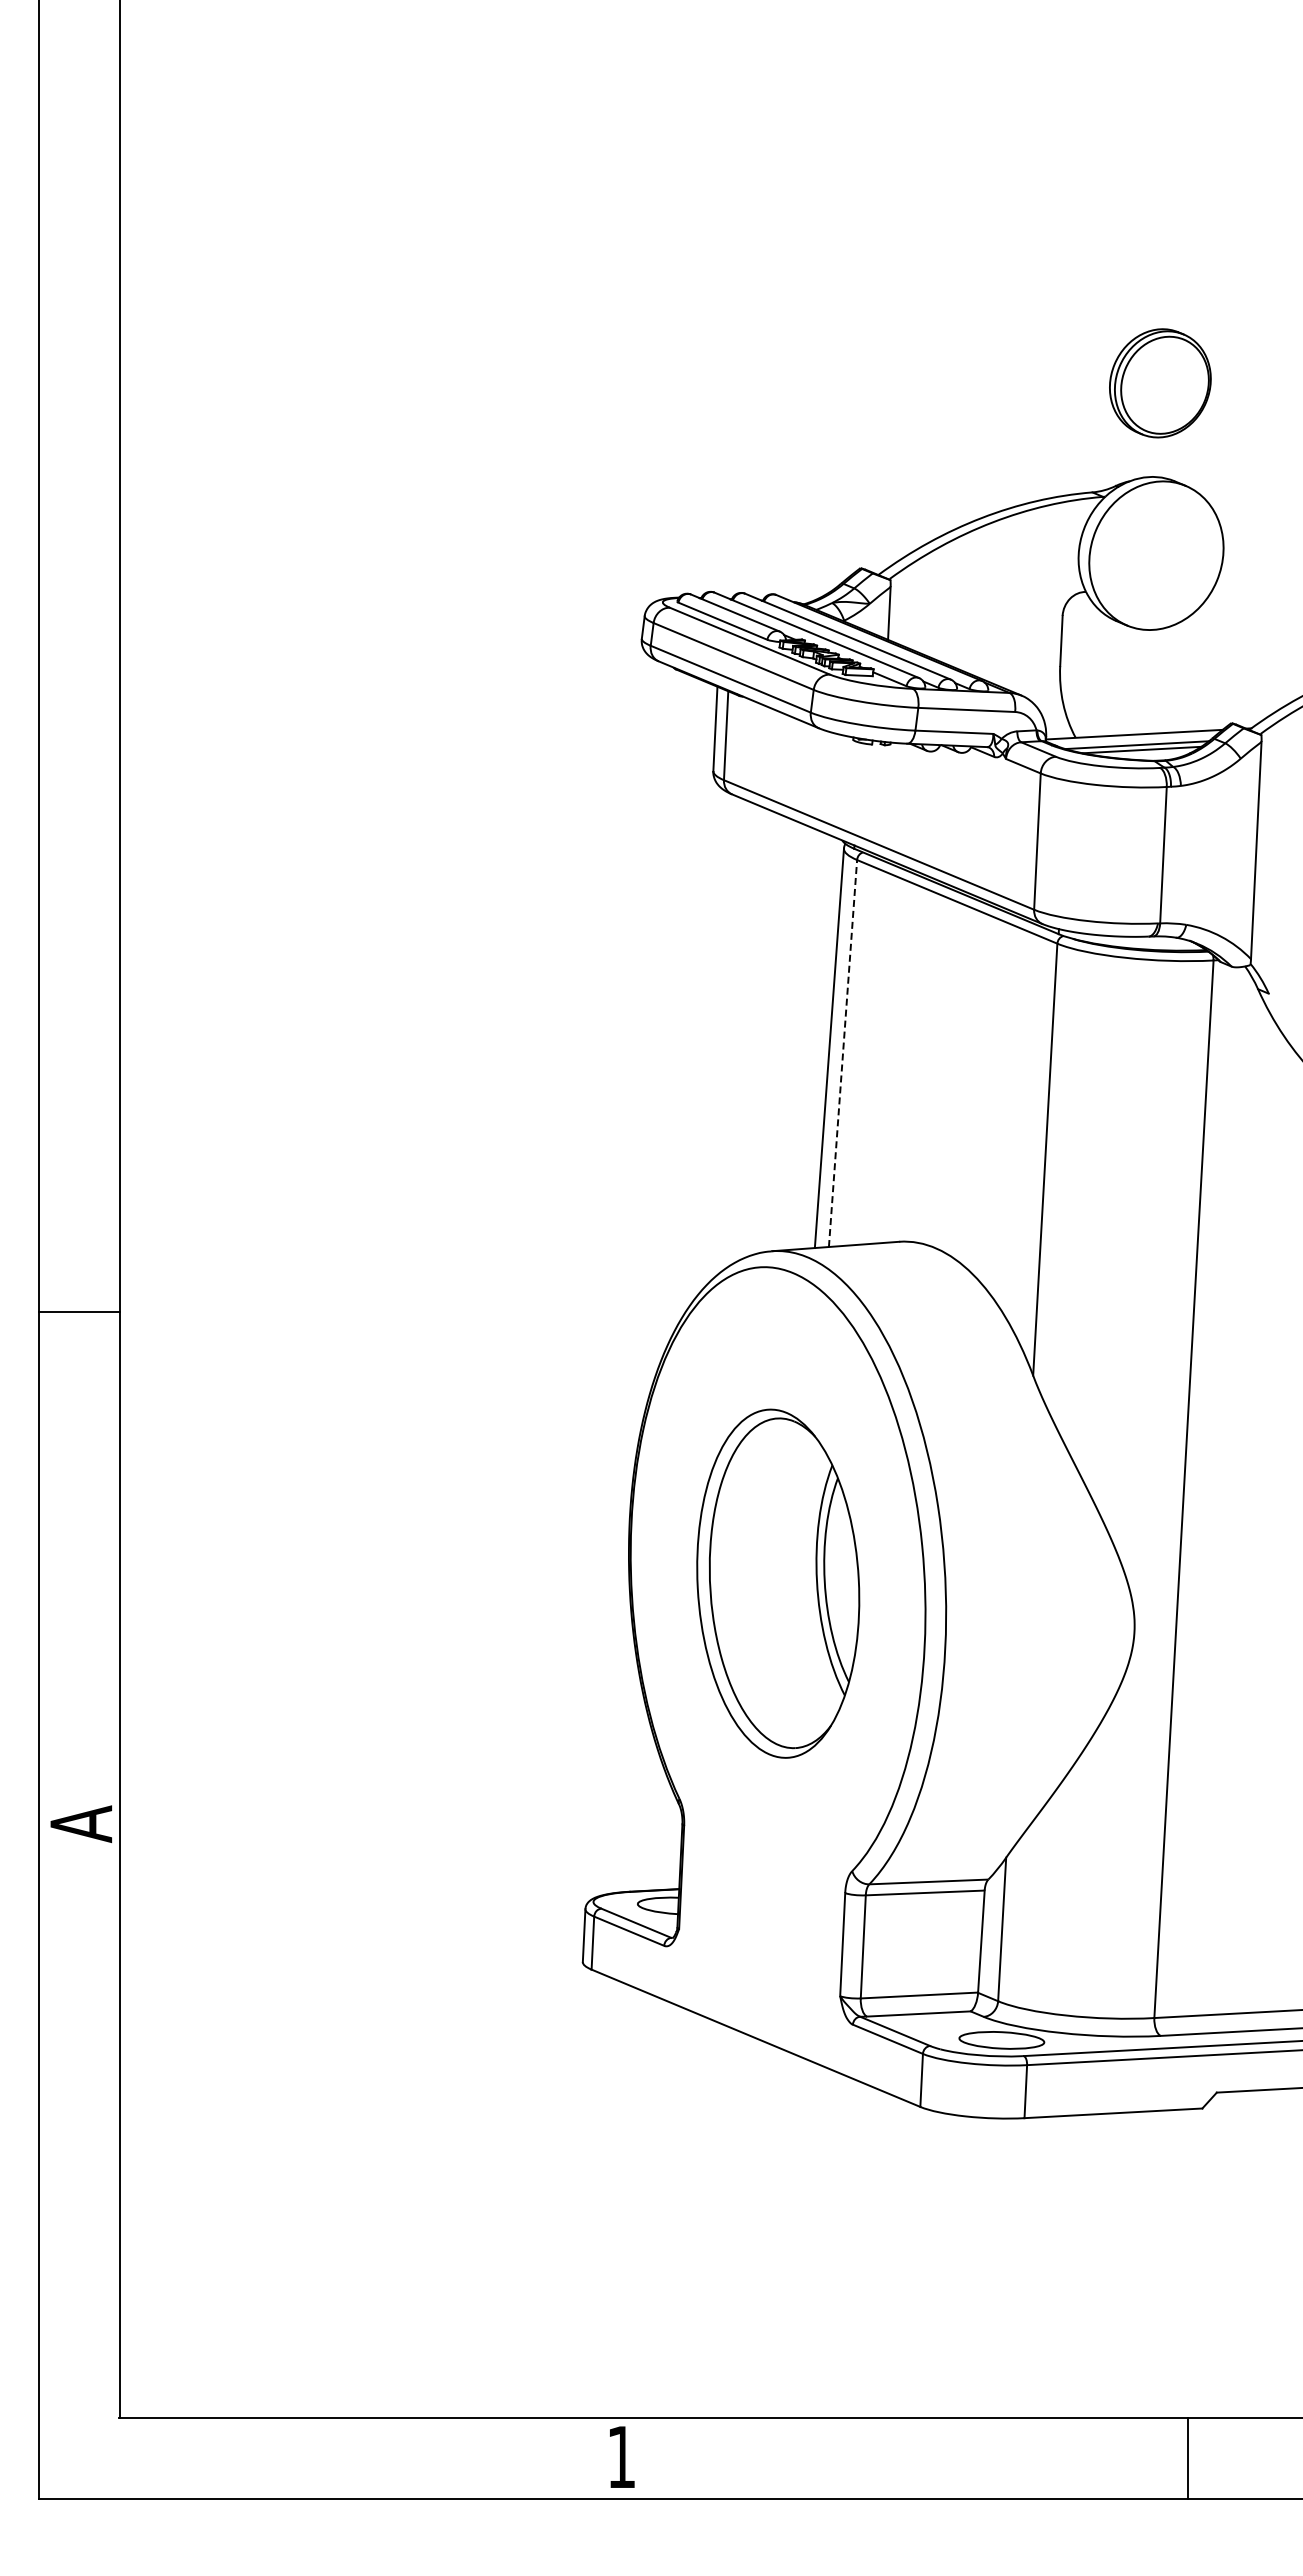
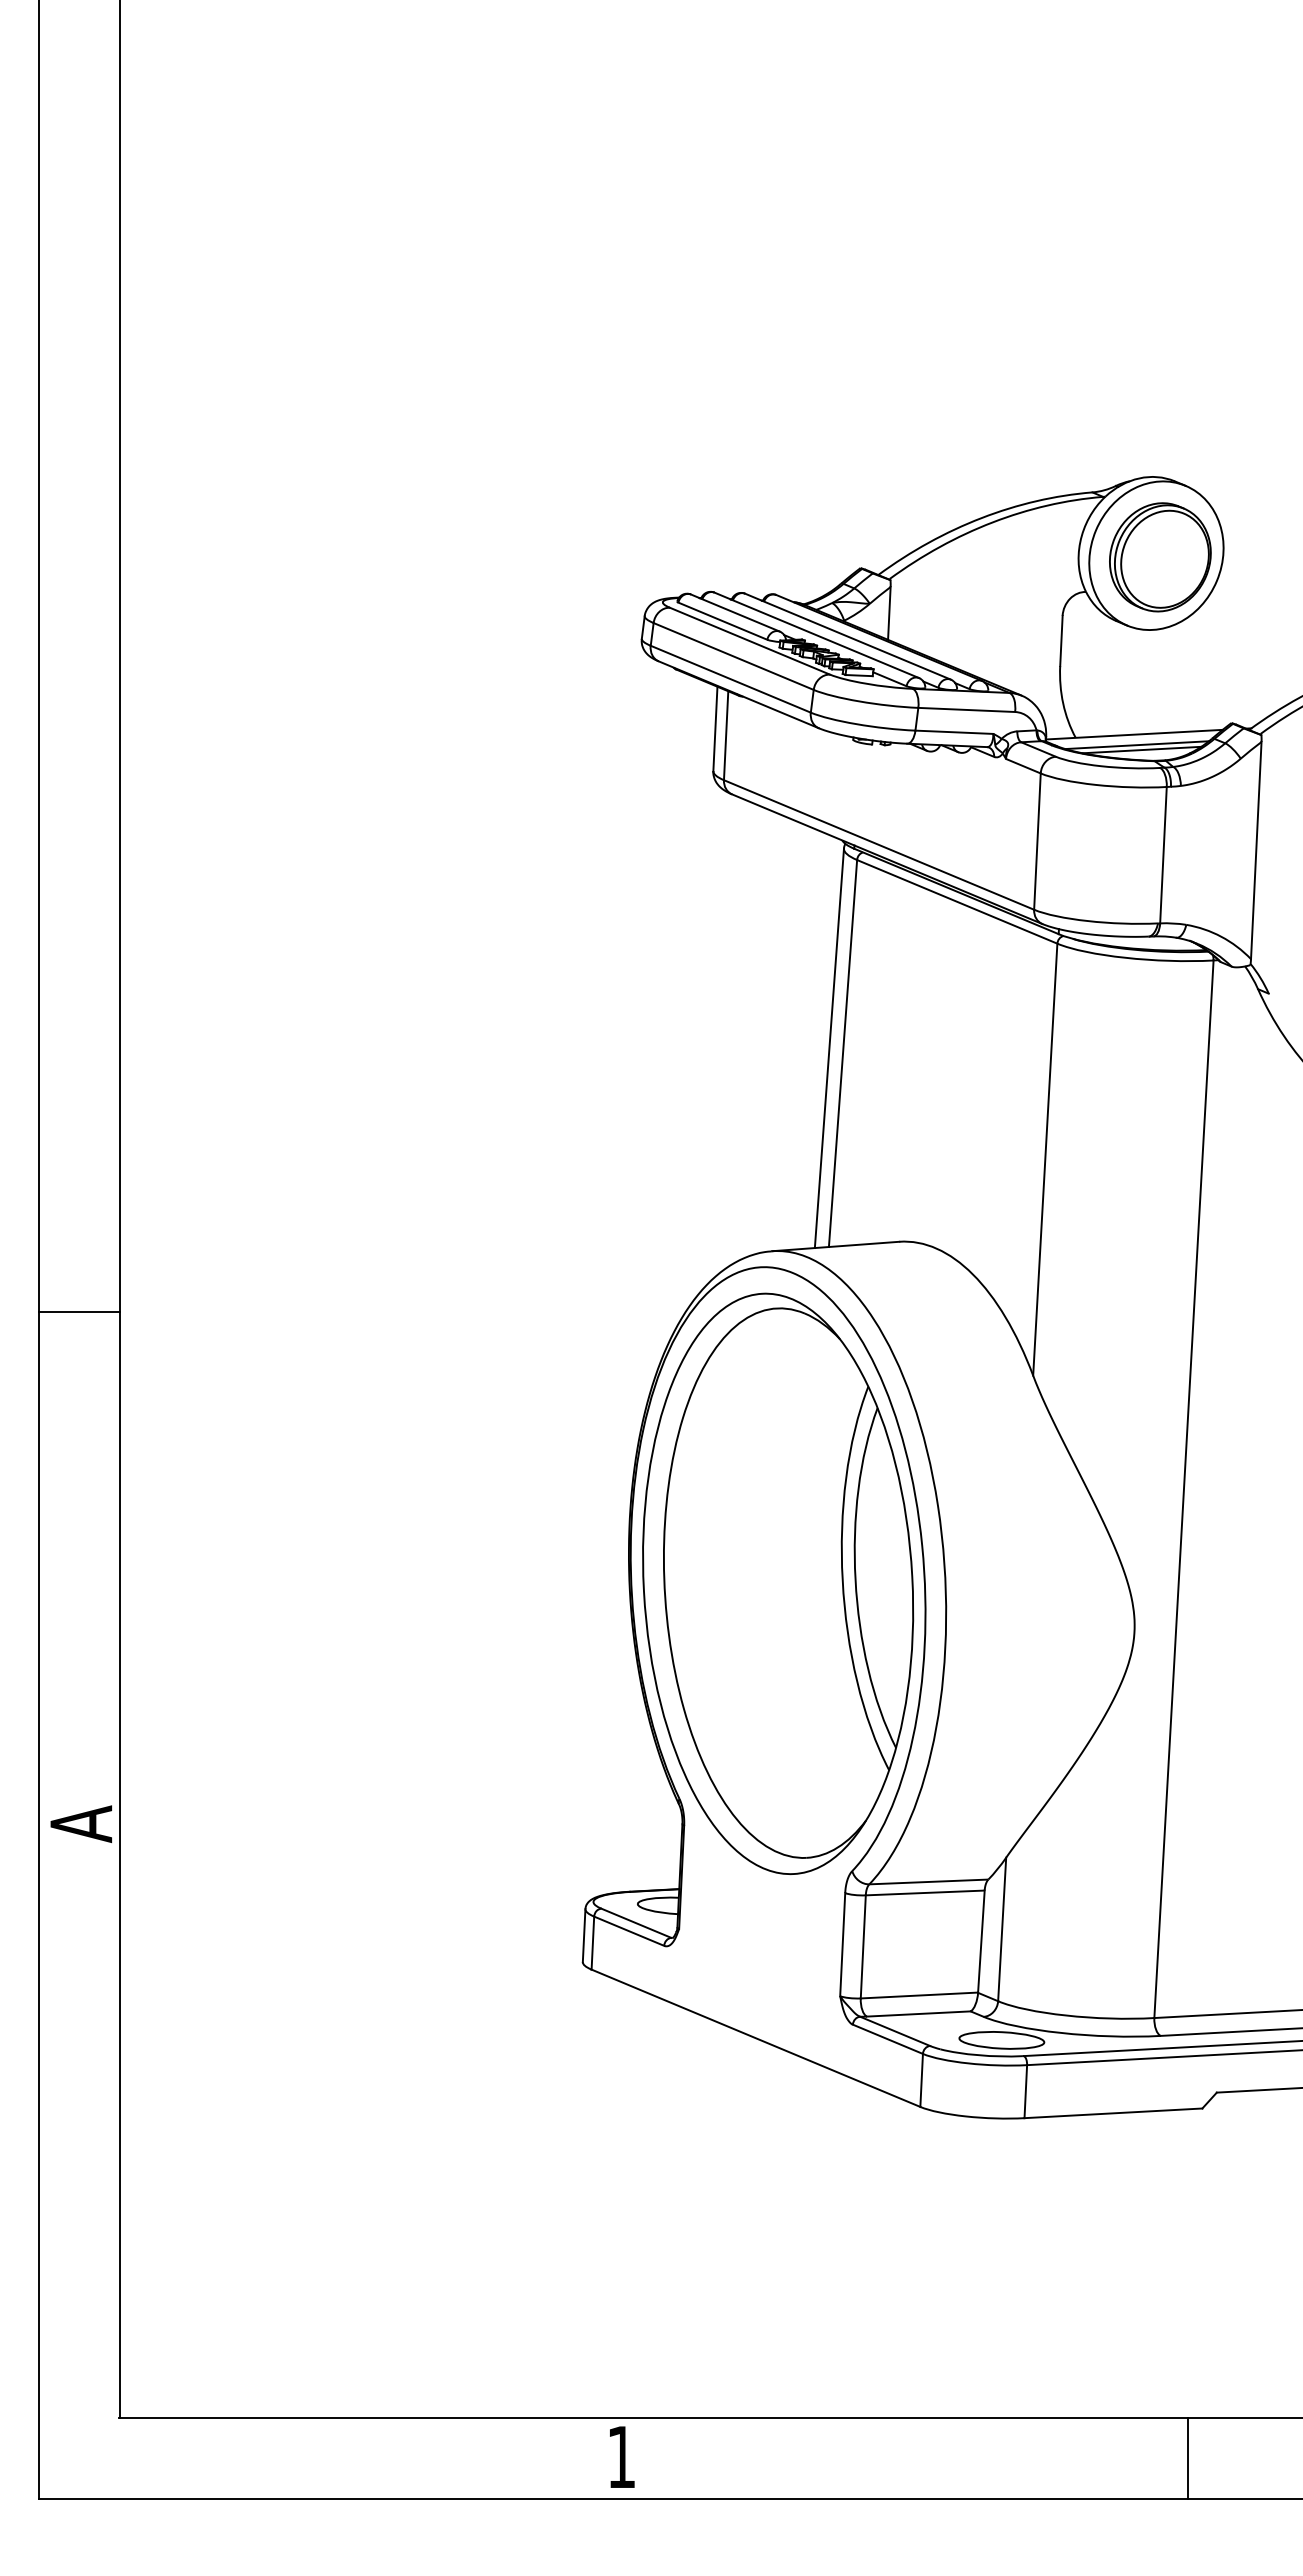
part position: (1160, 383) -> (1160, 557) (1160, 557)
line: dashed -> solid (843, 1053)
part size: 165x351 px -> 273x583 px (778, 1583)
